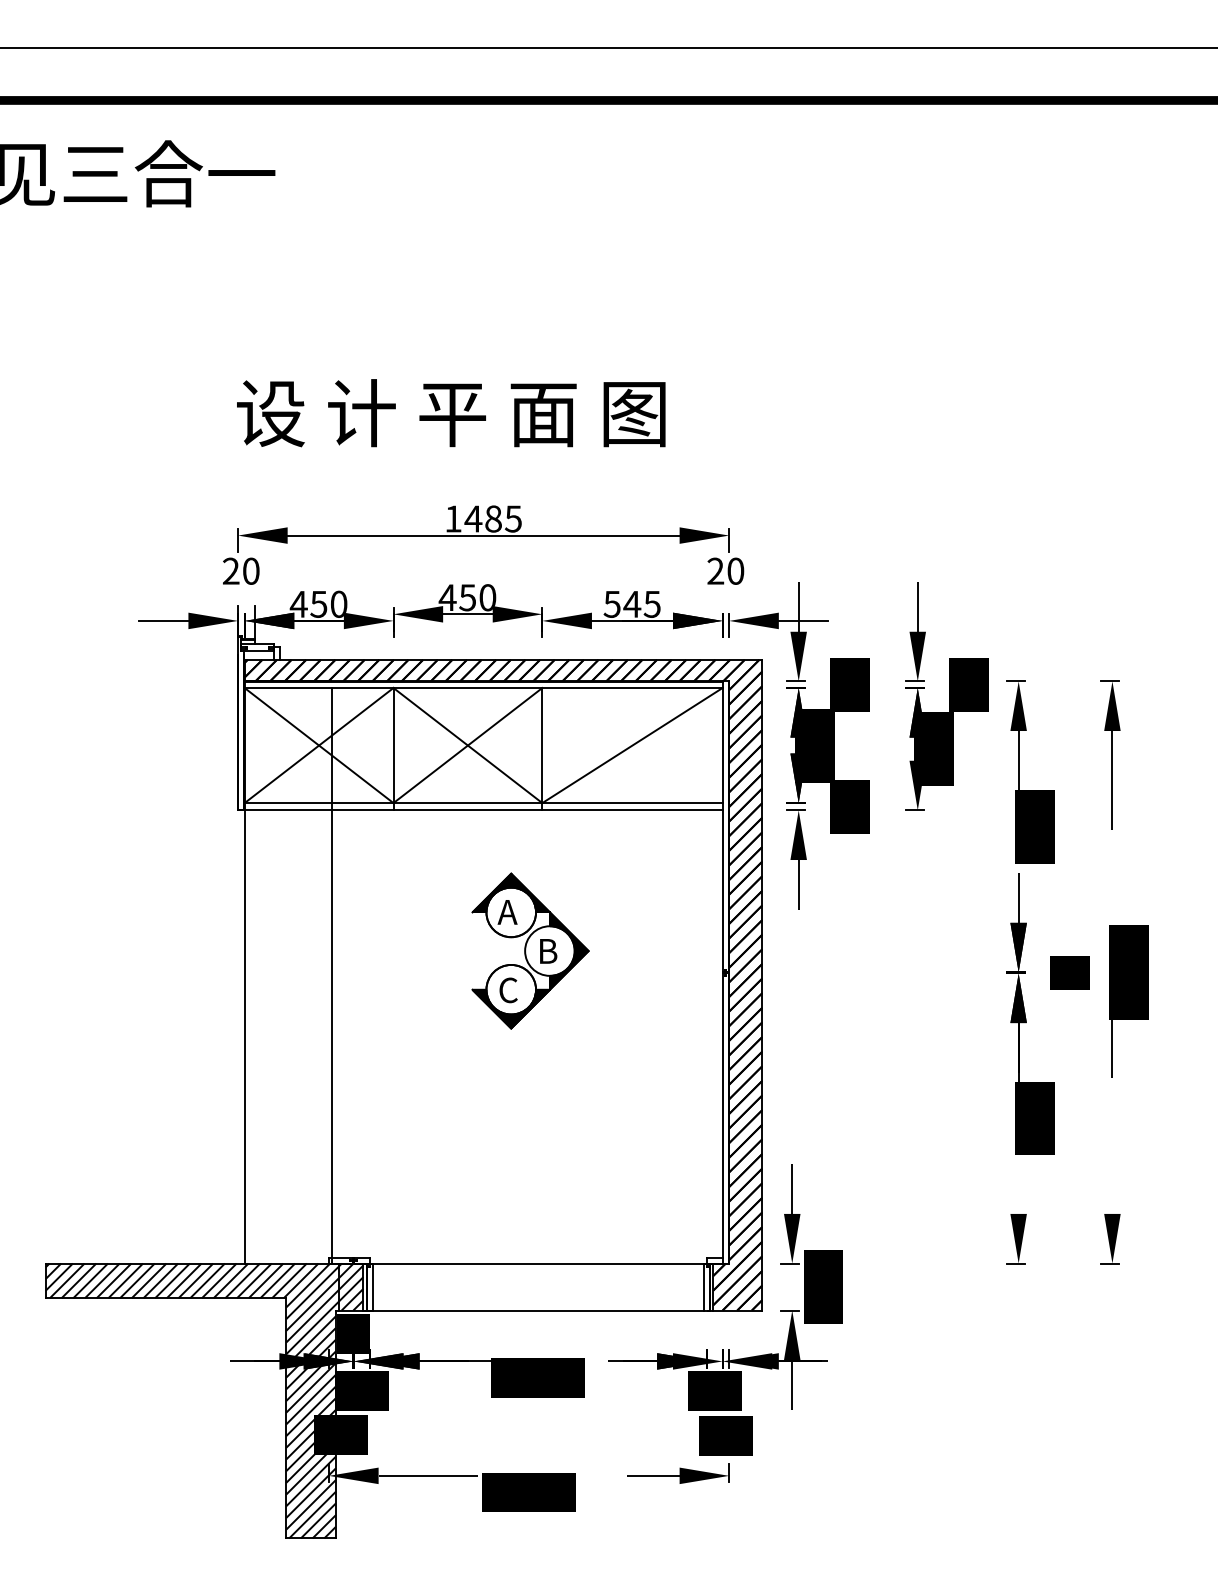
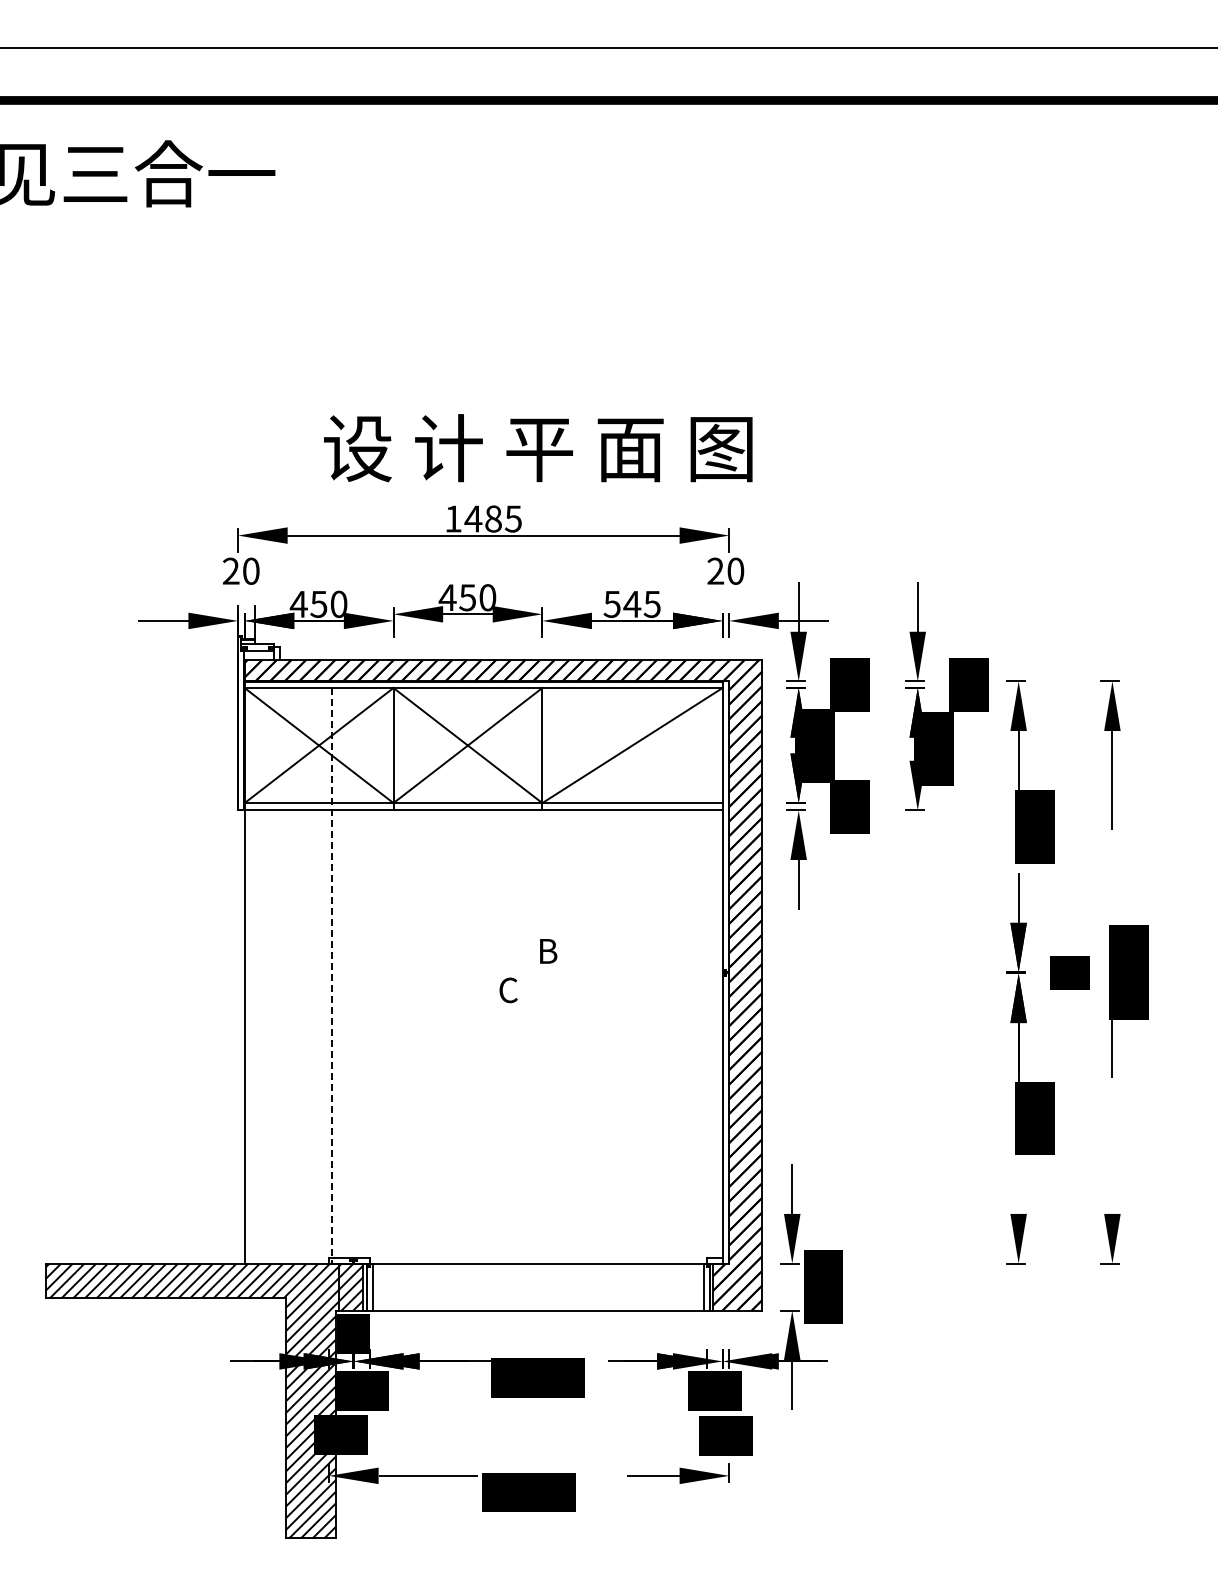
text position: (451, 413) -> (538, 448) (538, 448)
part: present -> none (530, 950)
line: solid -> dashed (331, 975)
